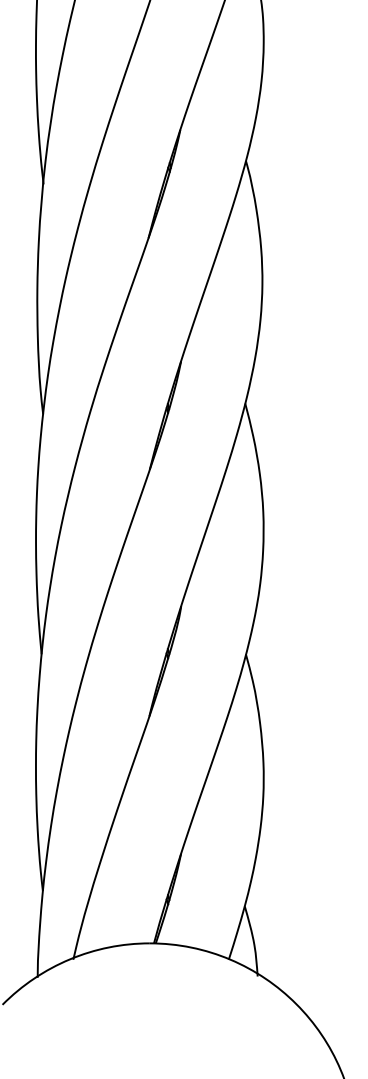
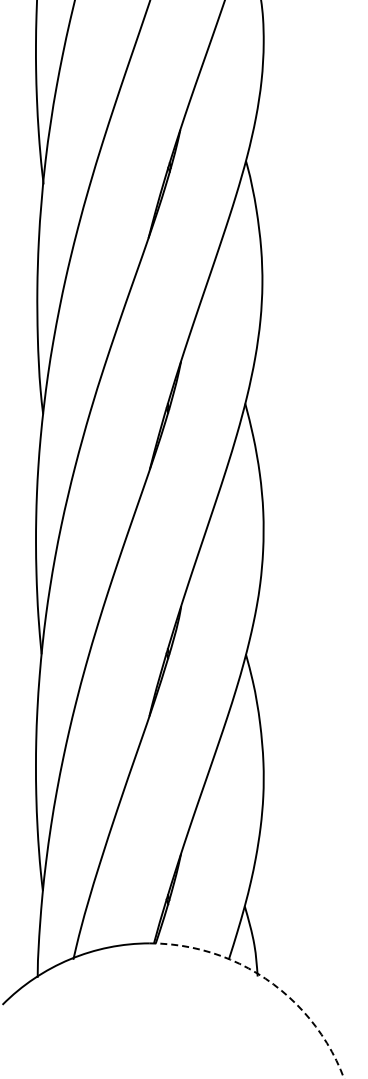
arc: solid -> dashed (266, 979)
